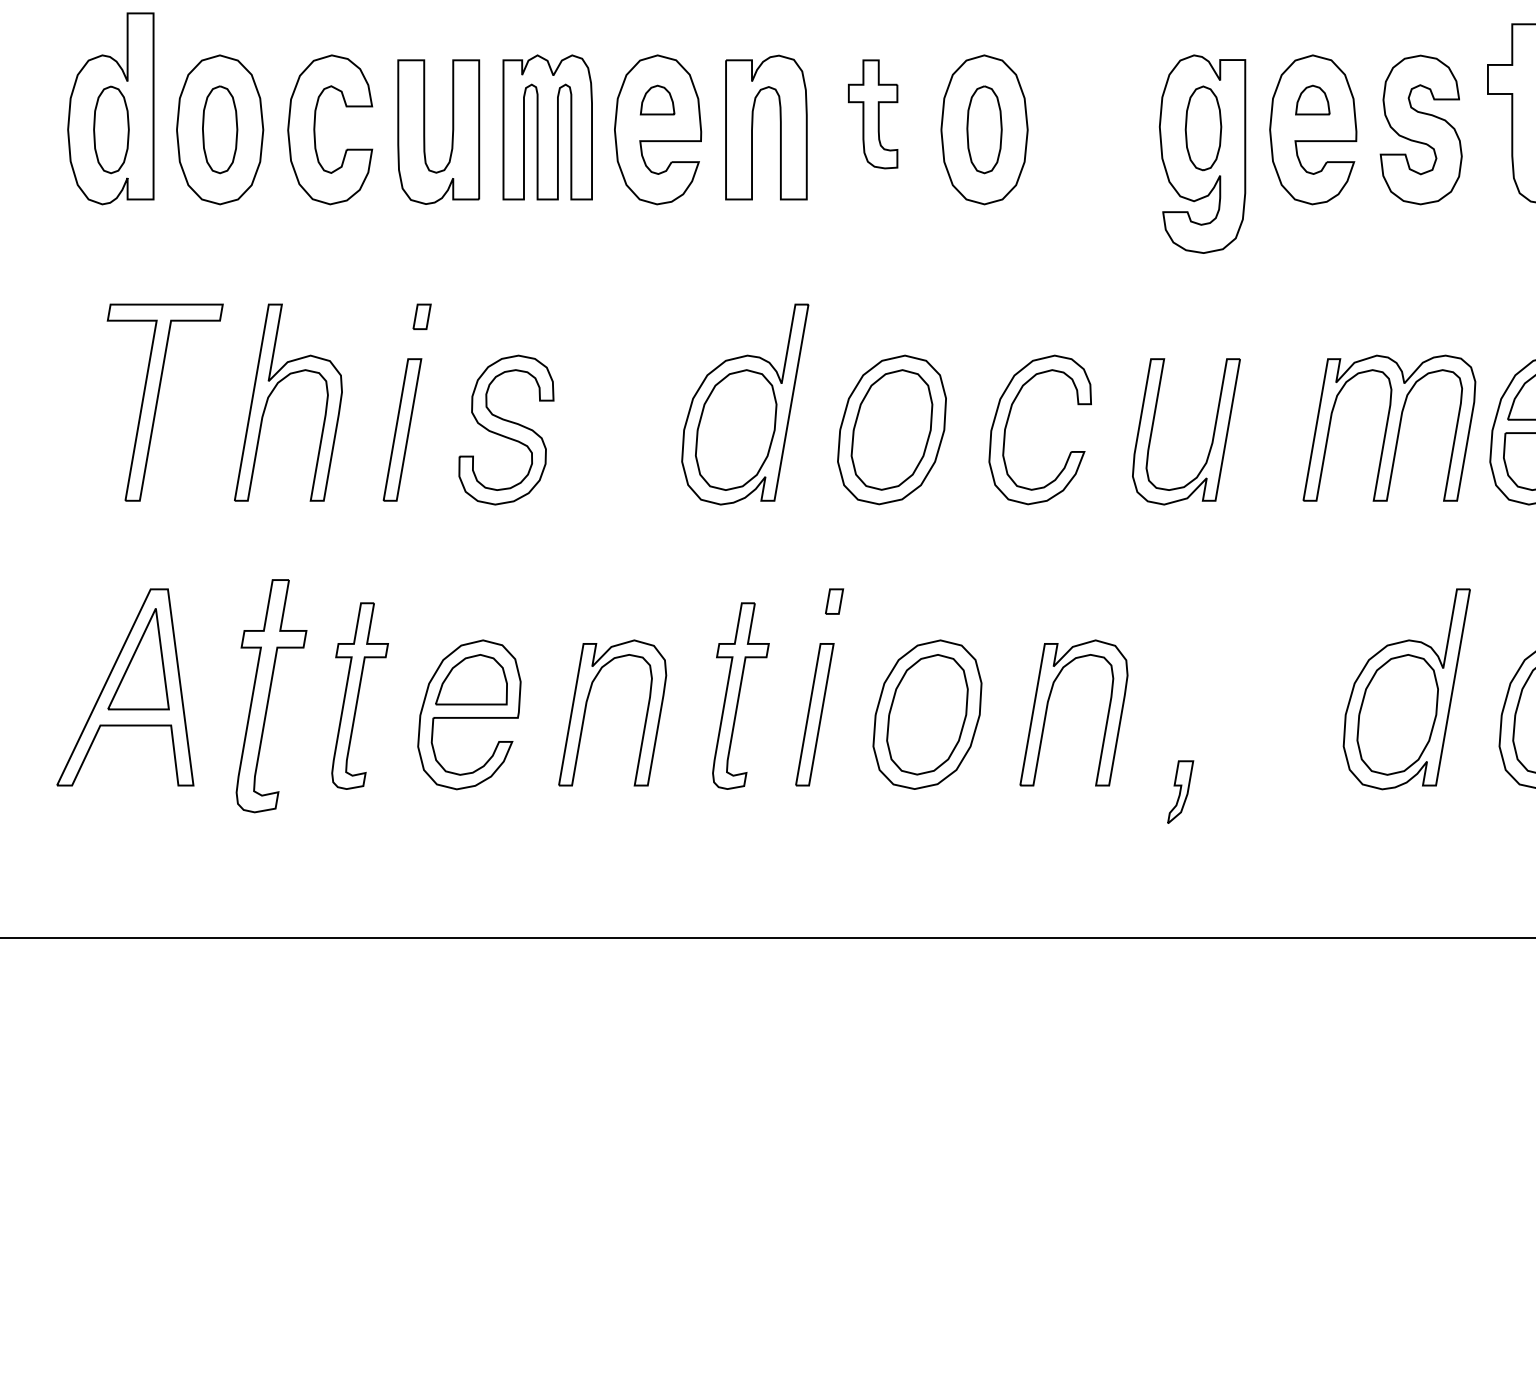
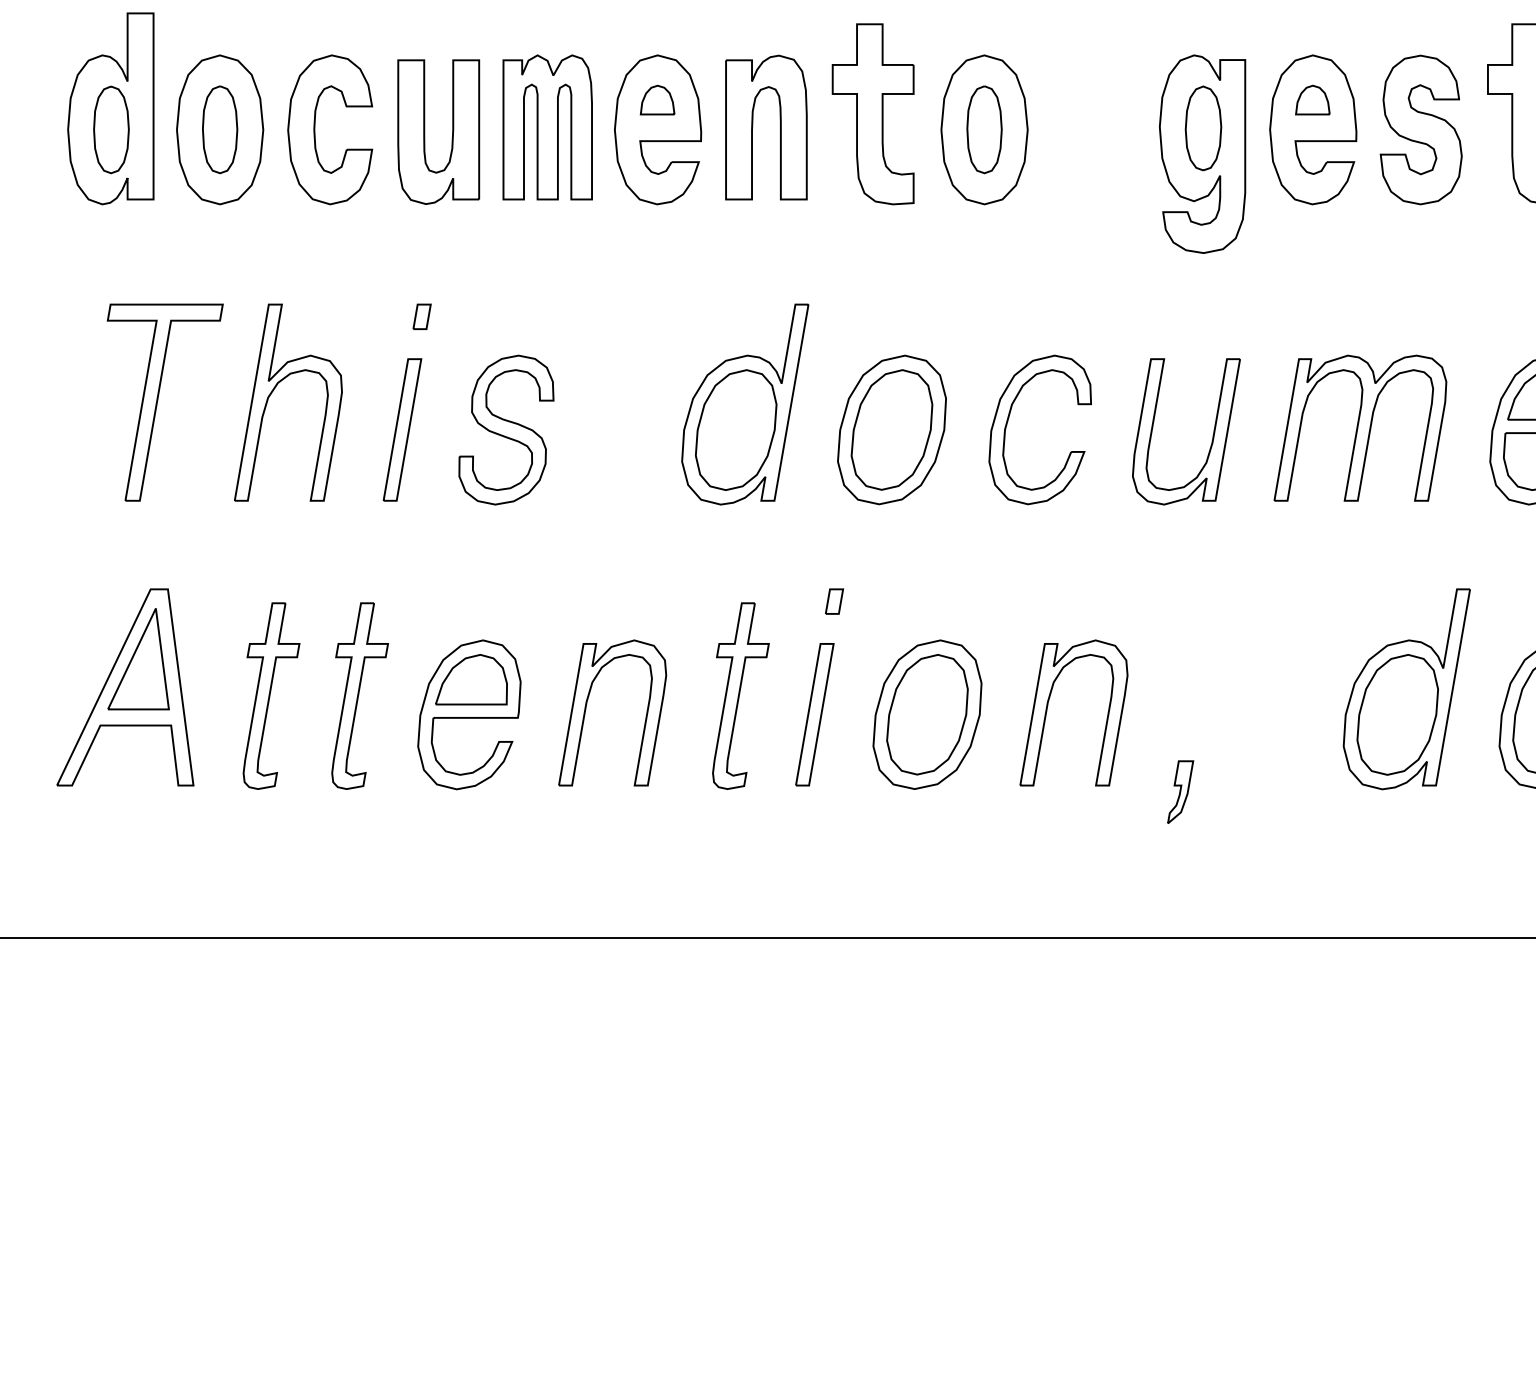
part size: 51x111 px -> 84x183 px (872, 114)
part position: (1389, 427) -> (1360, 427) (1360, 427)
part size: 73x235 px -> 59x188 px (271, 695)
